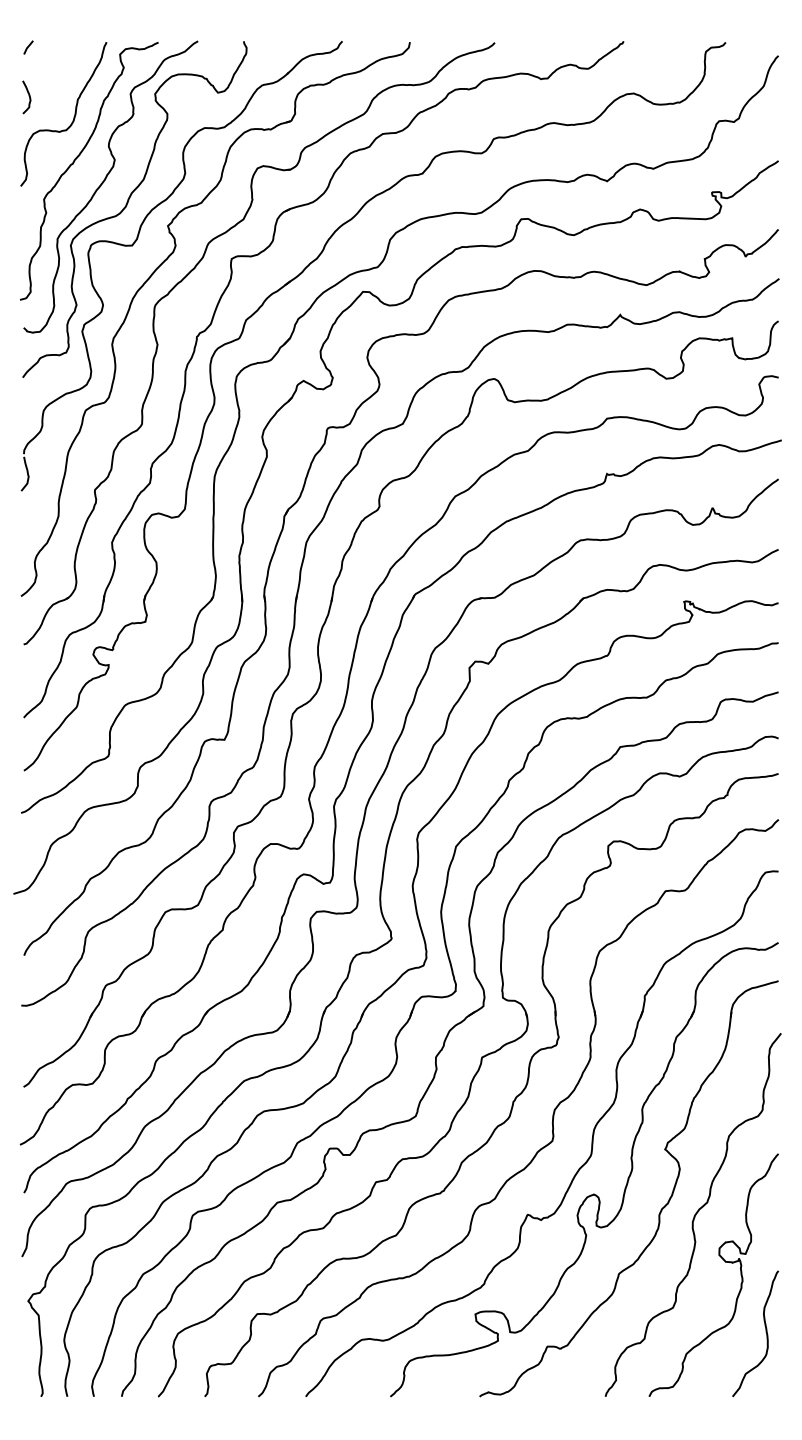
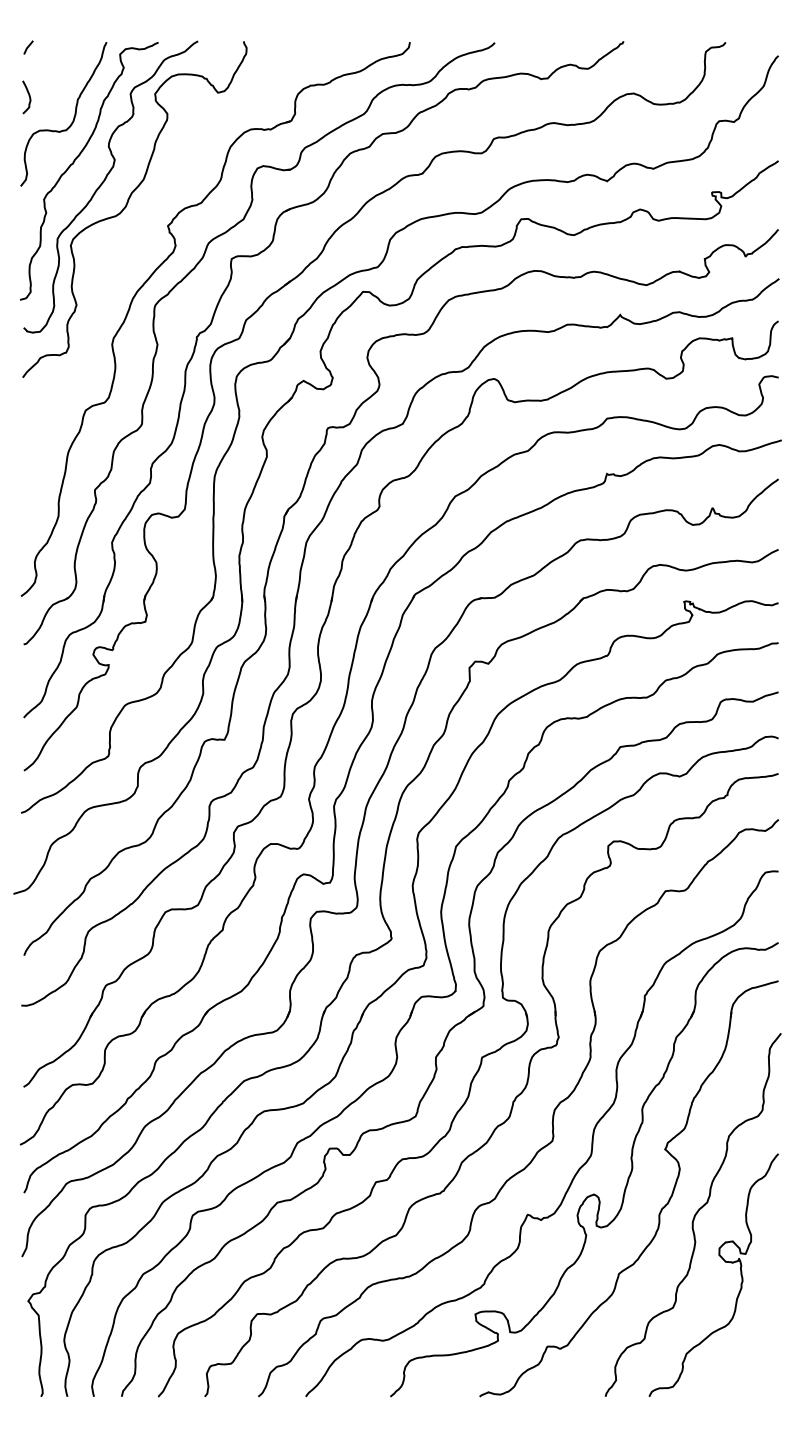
part: present -> none (137, 240)
curve: present -> none (765, 1332)
